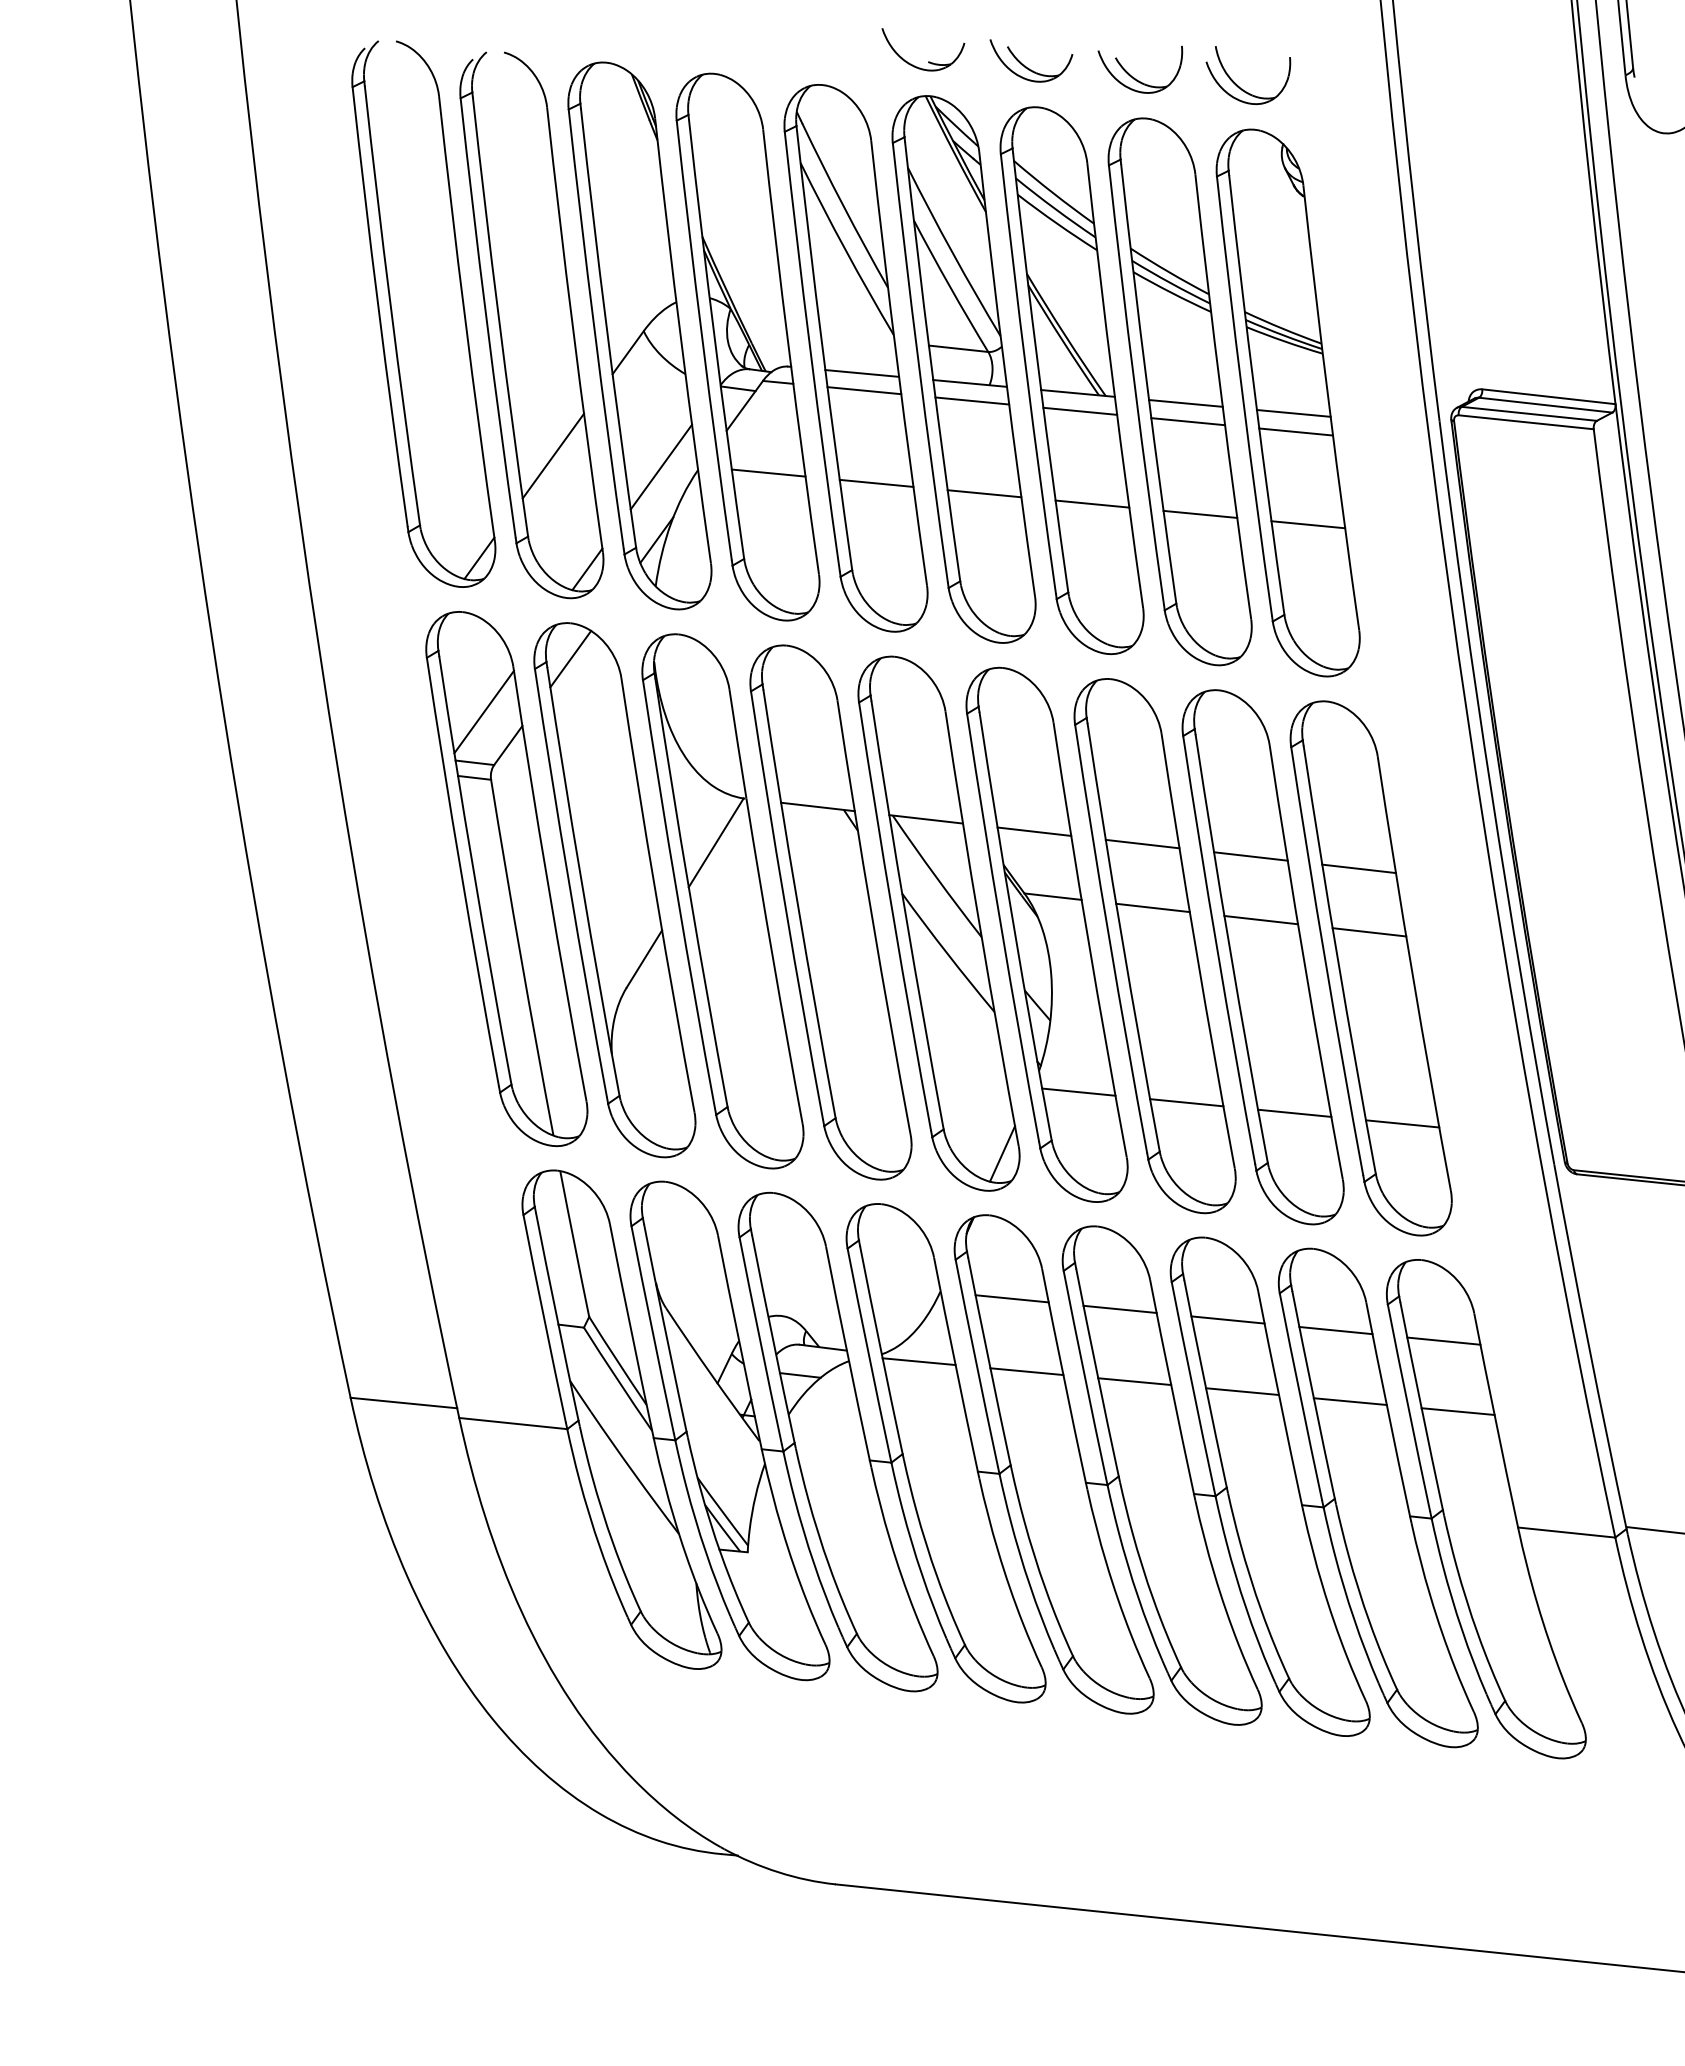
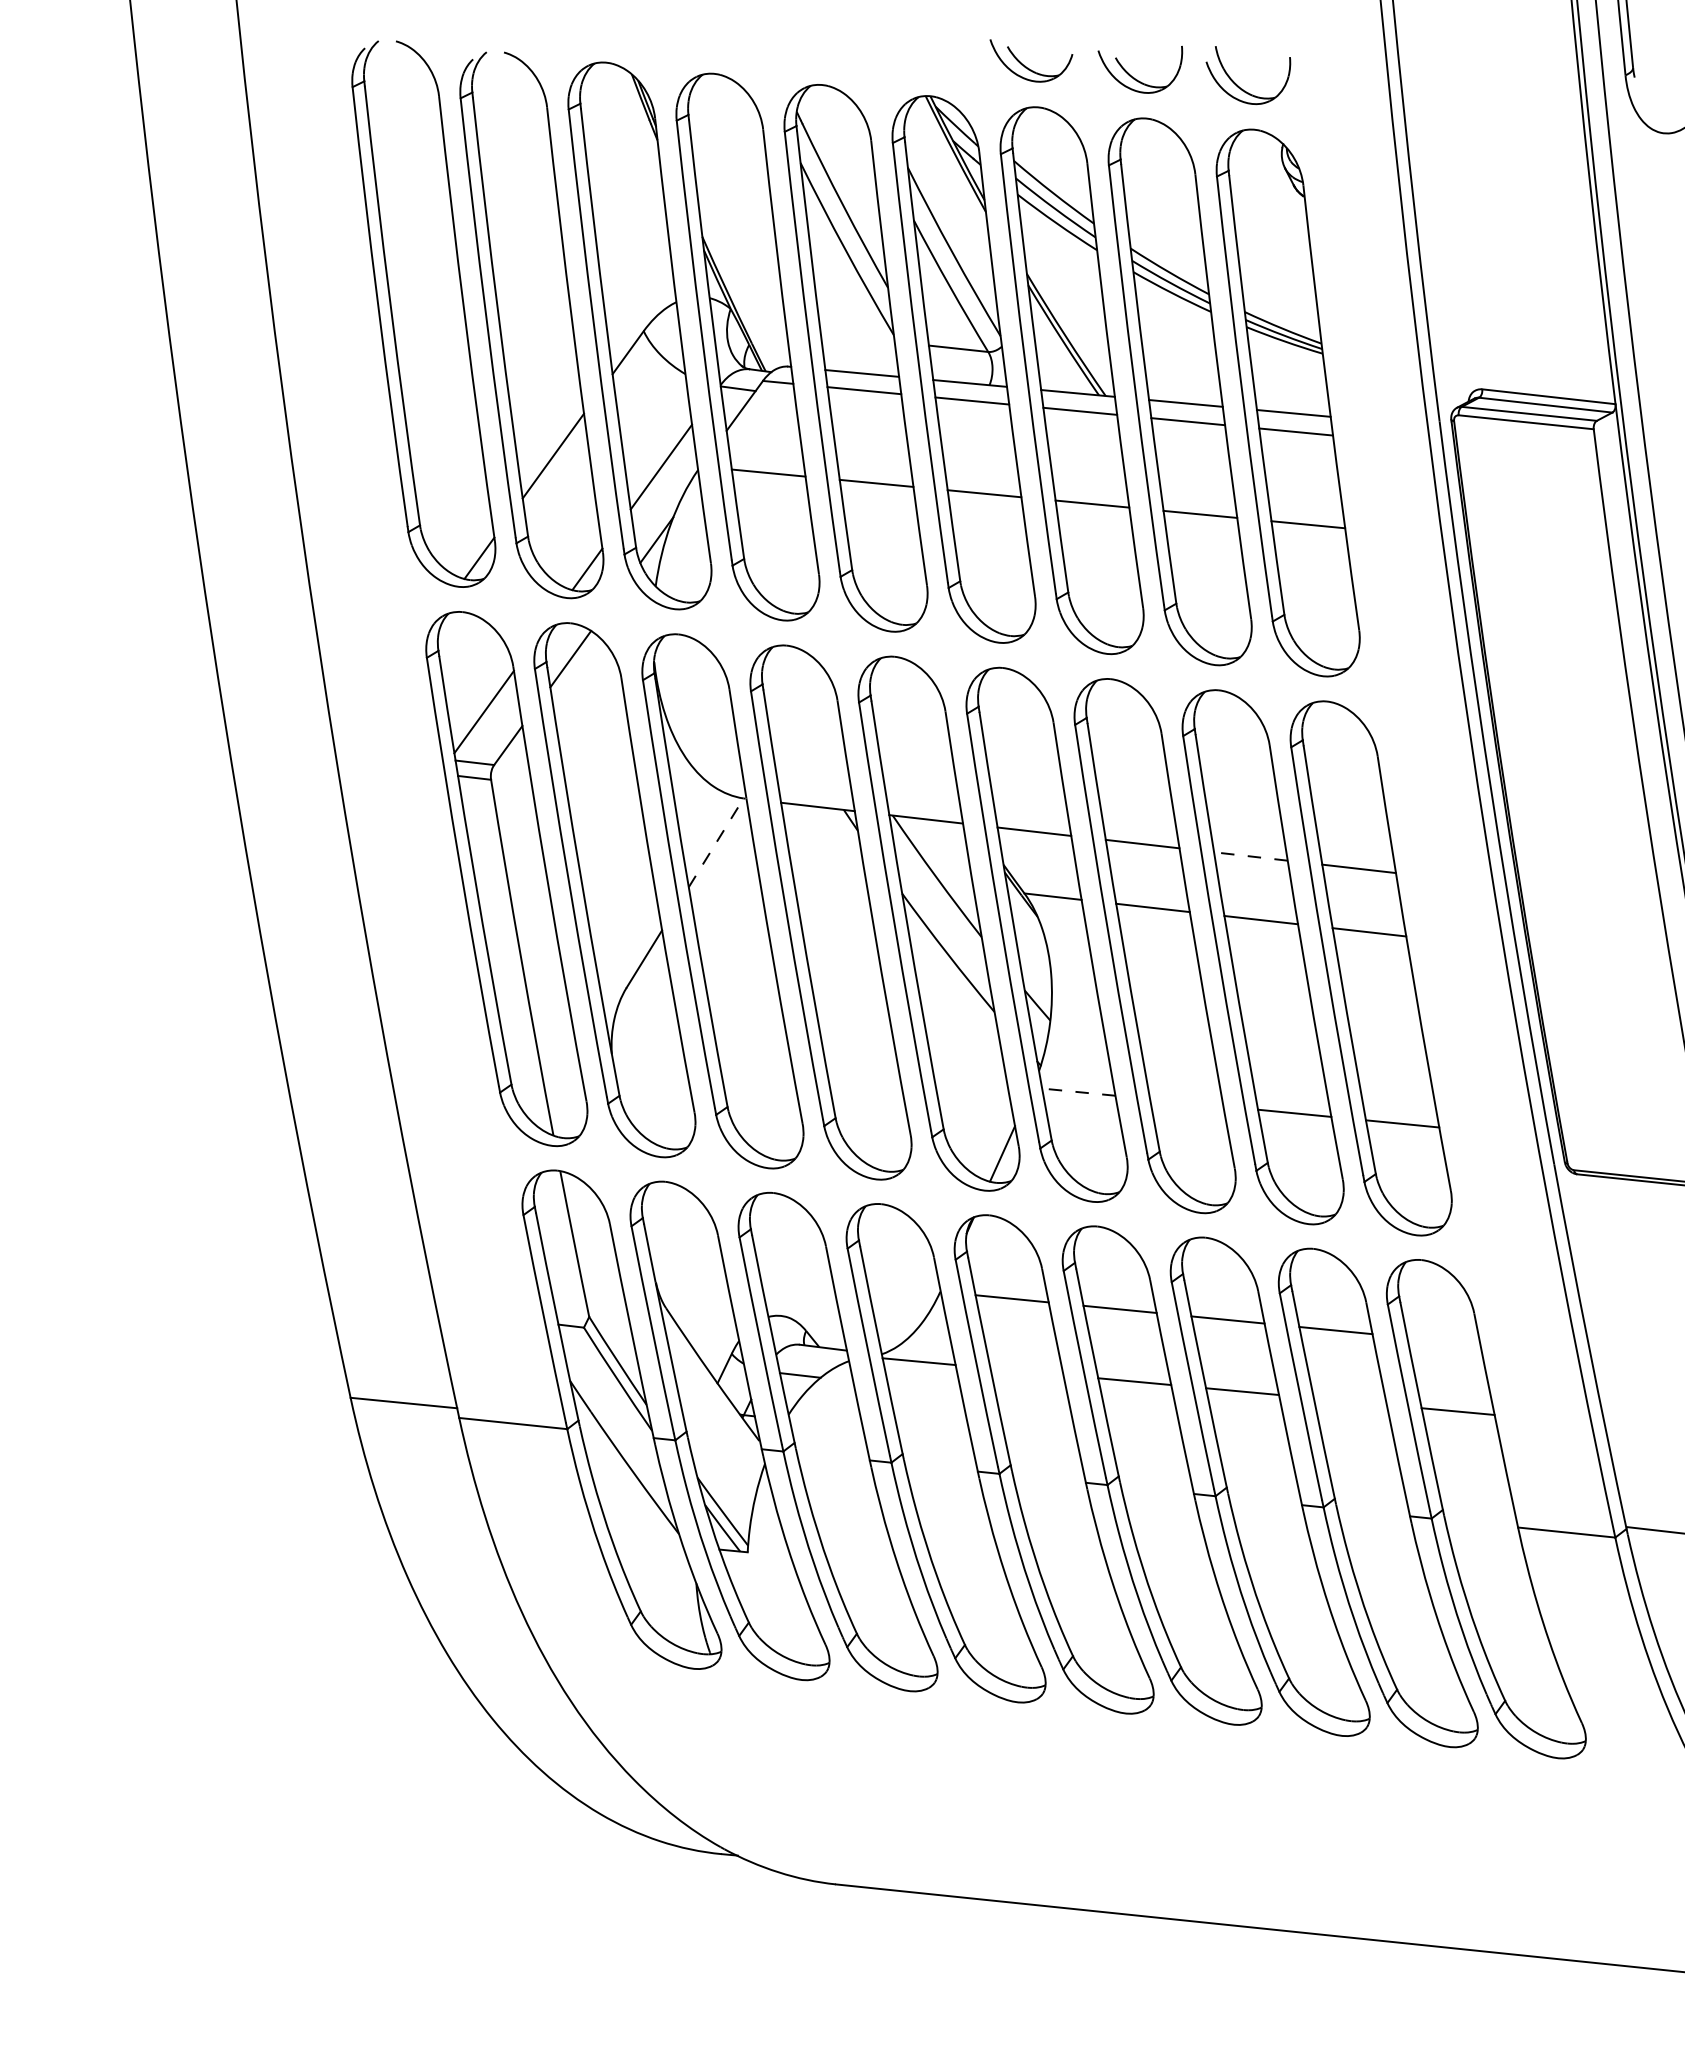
part: present -> none (928, 61)
line: solid -> dashed (716, 842)
line: solid -> dashed (1250, 856)
line: solid -> dashed (1078, 1092)
line: present -> none (1186, 1102)
line: present -> none (1443, 1340)
line: present -> none (1026, 1371)
line: present -> none (1349, 1401)
